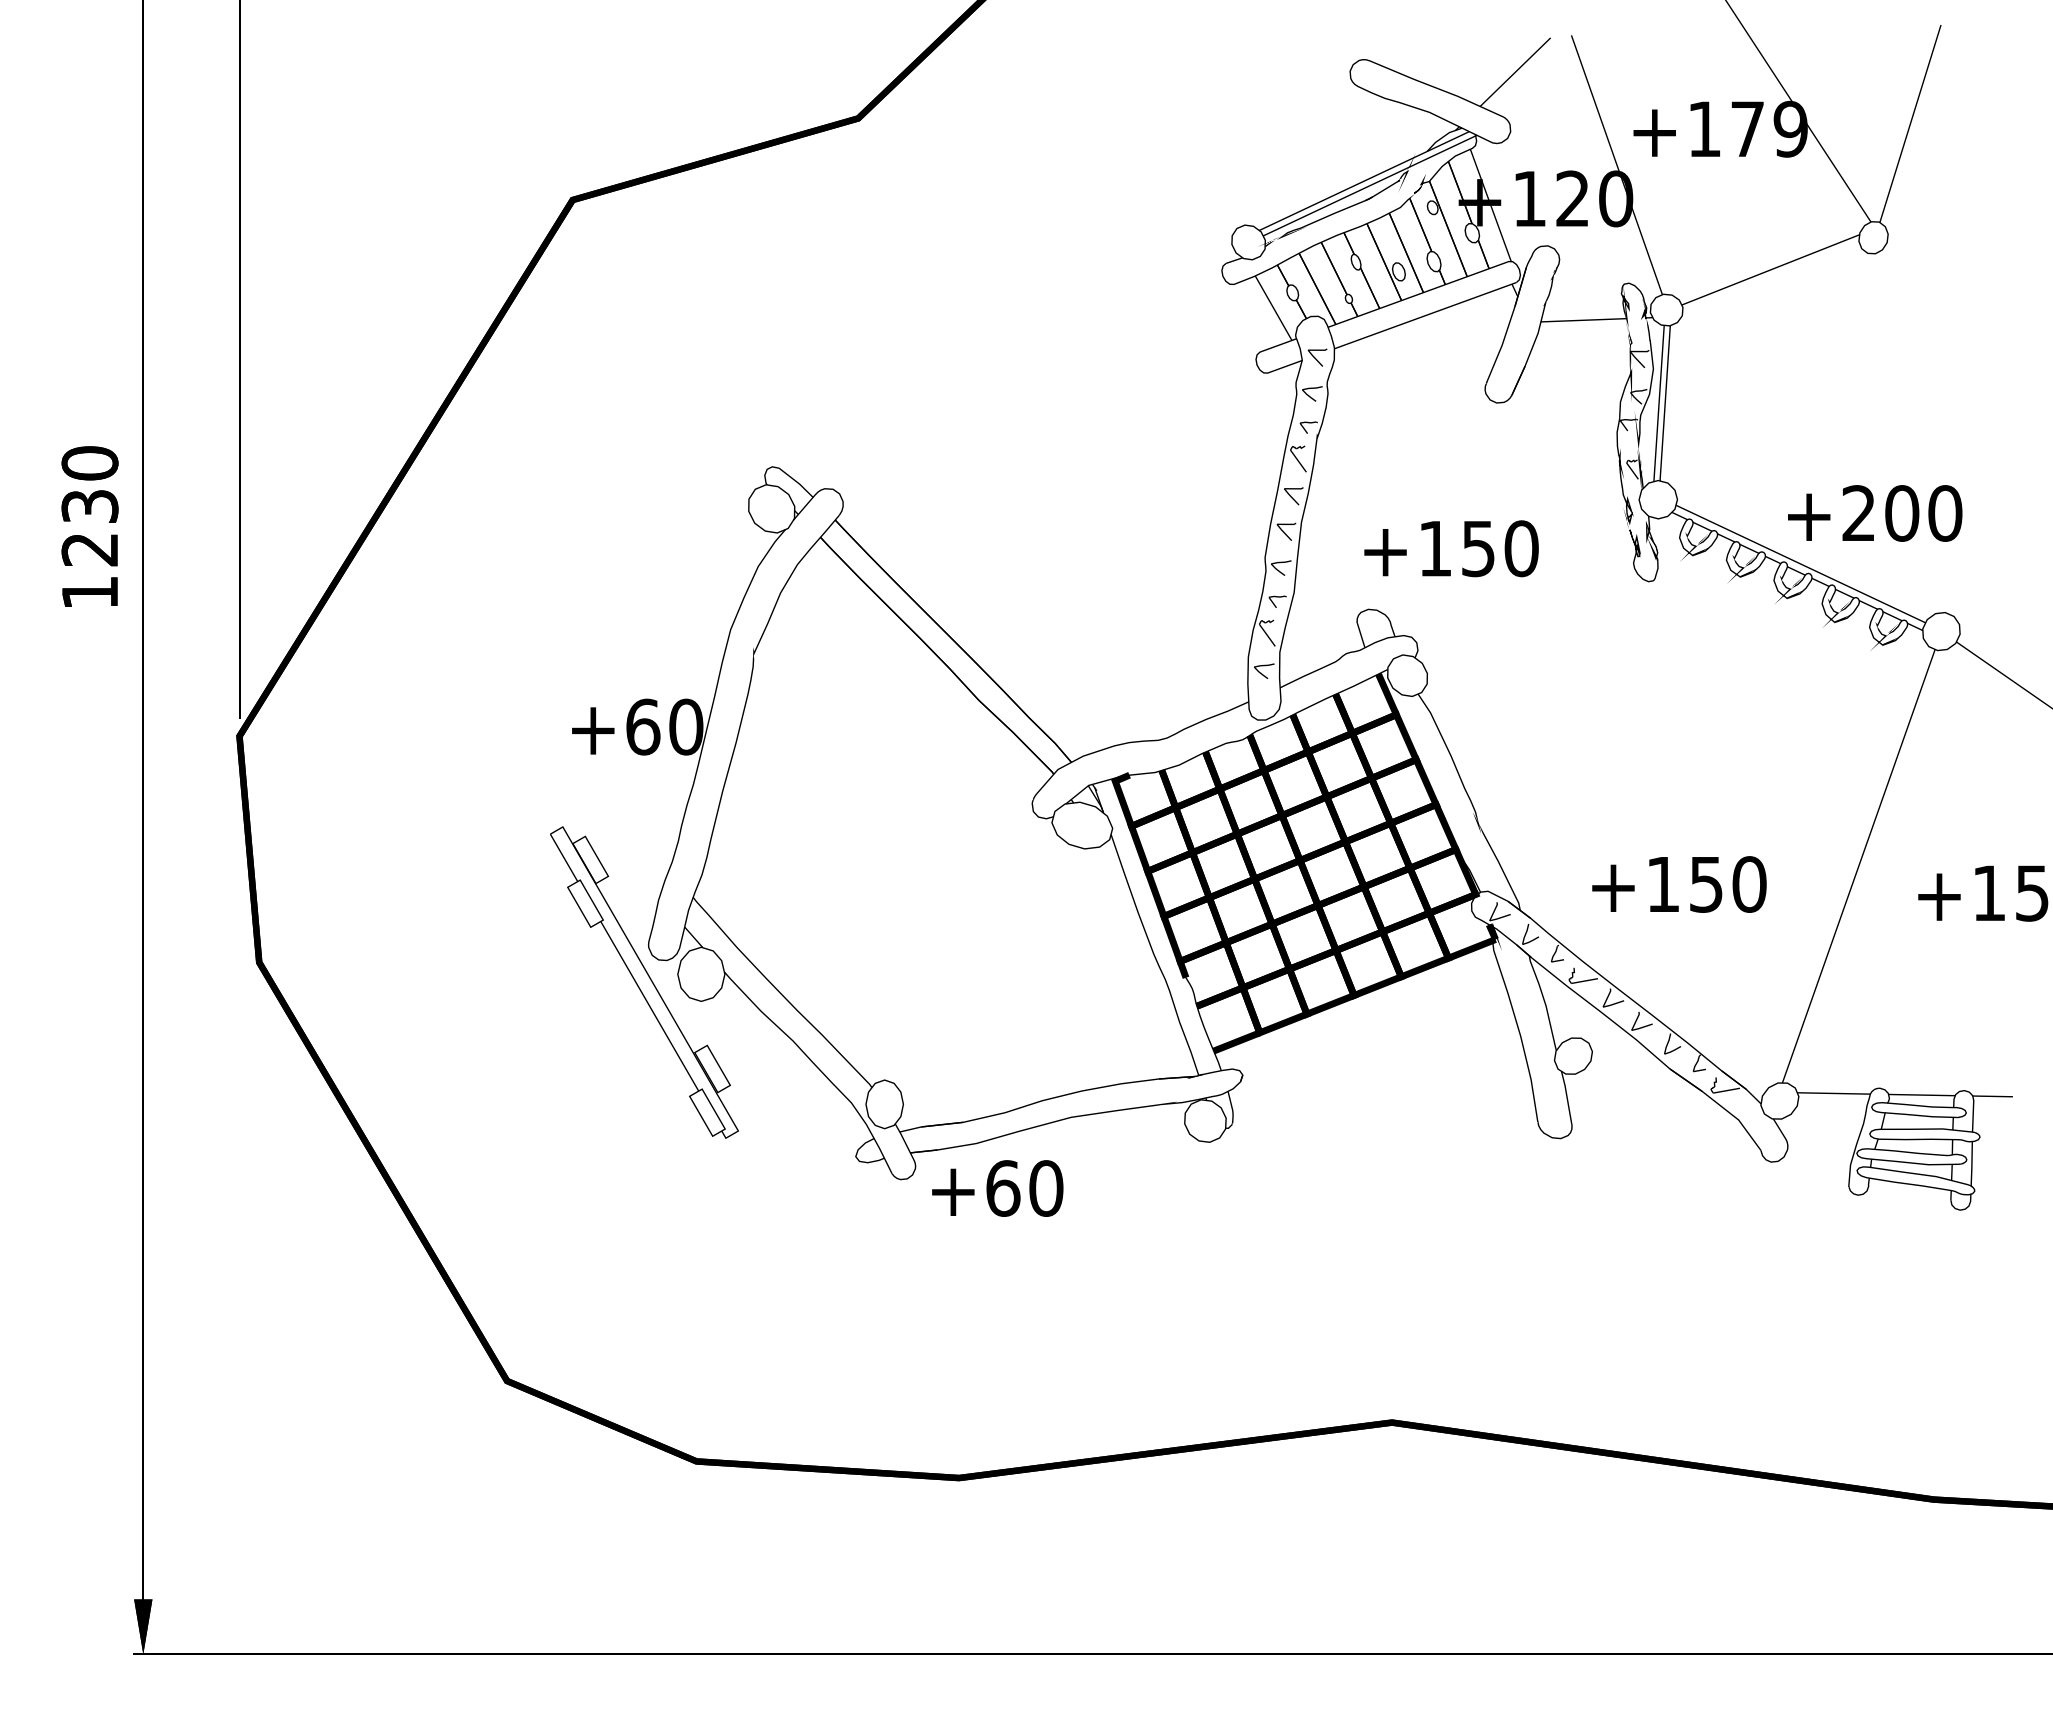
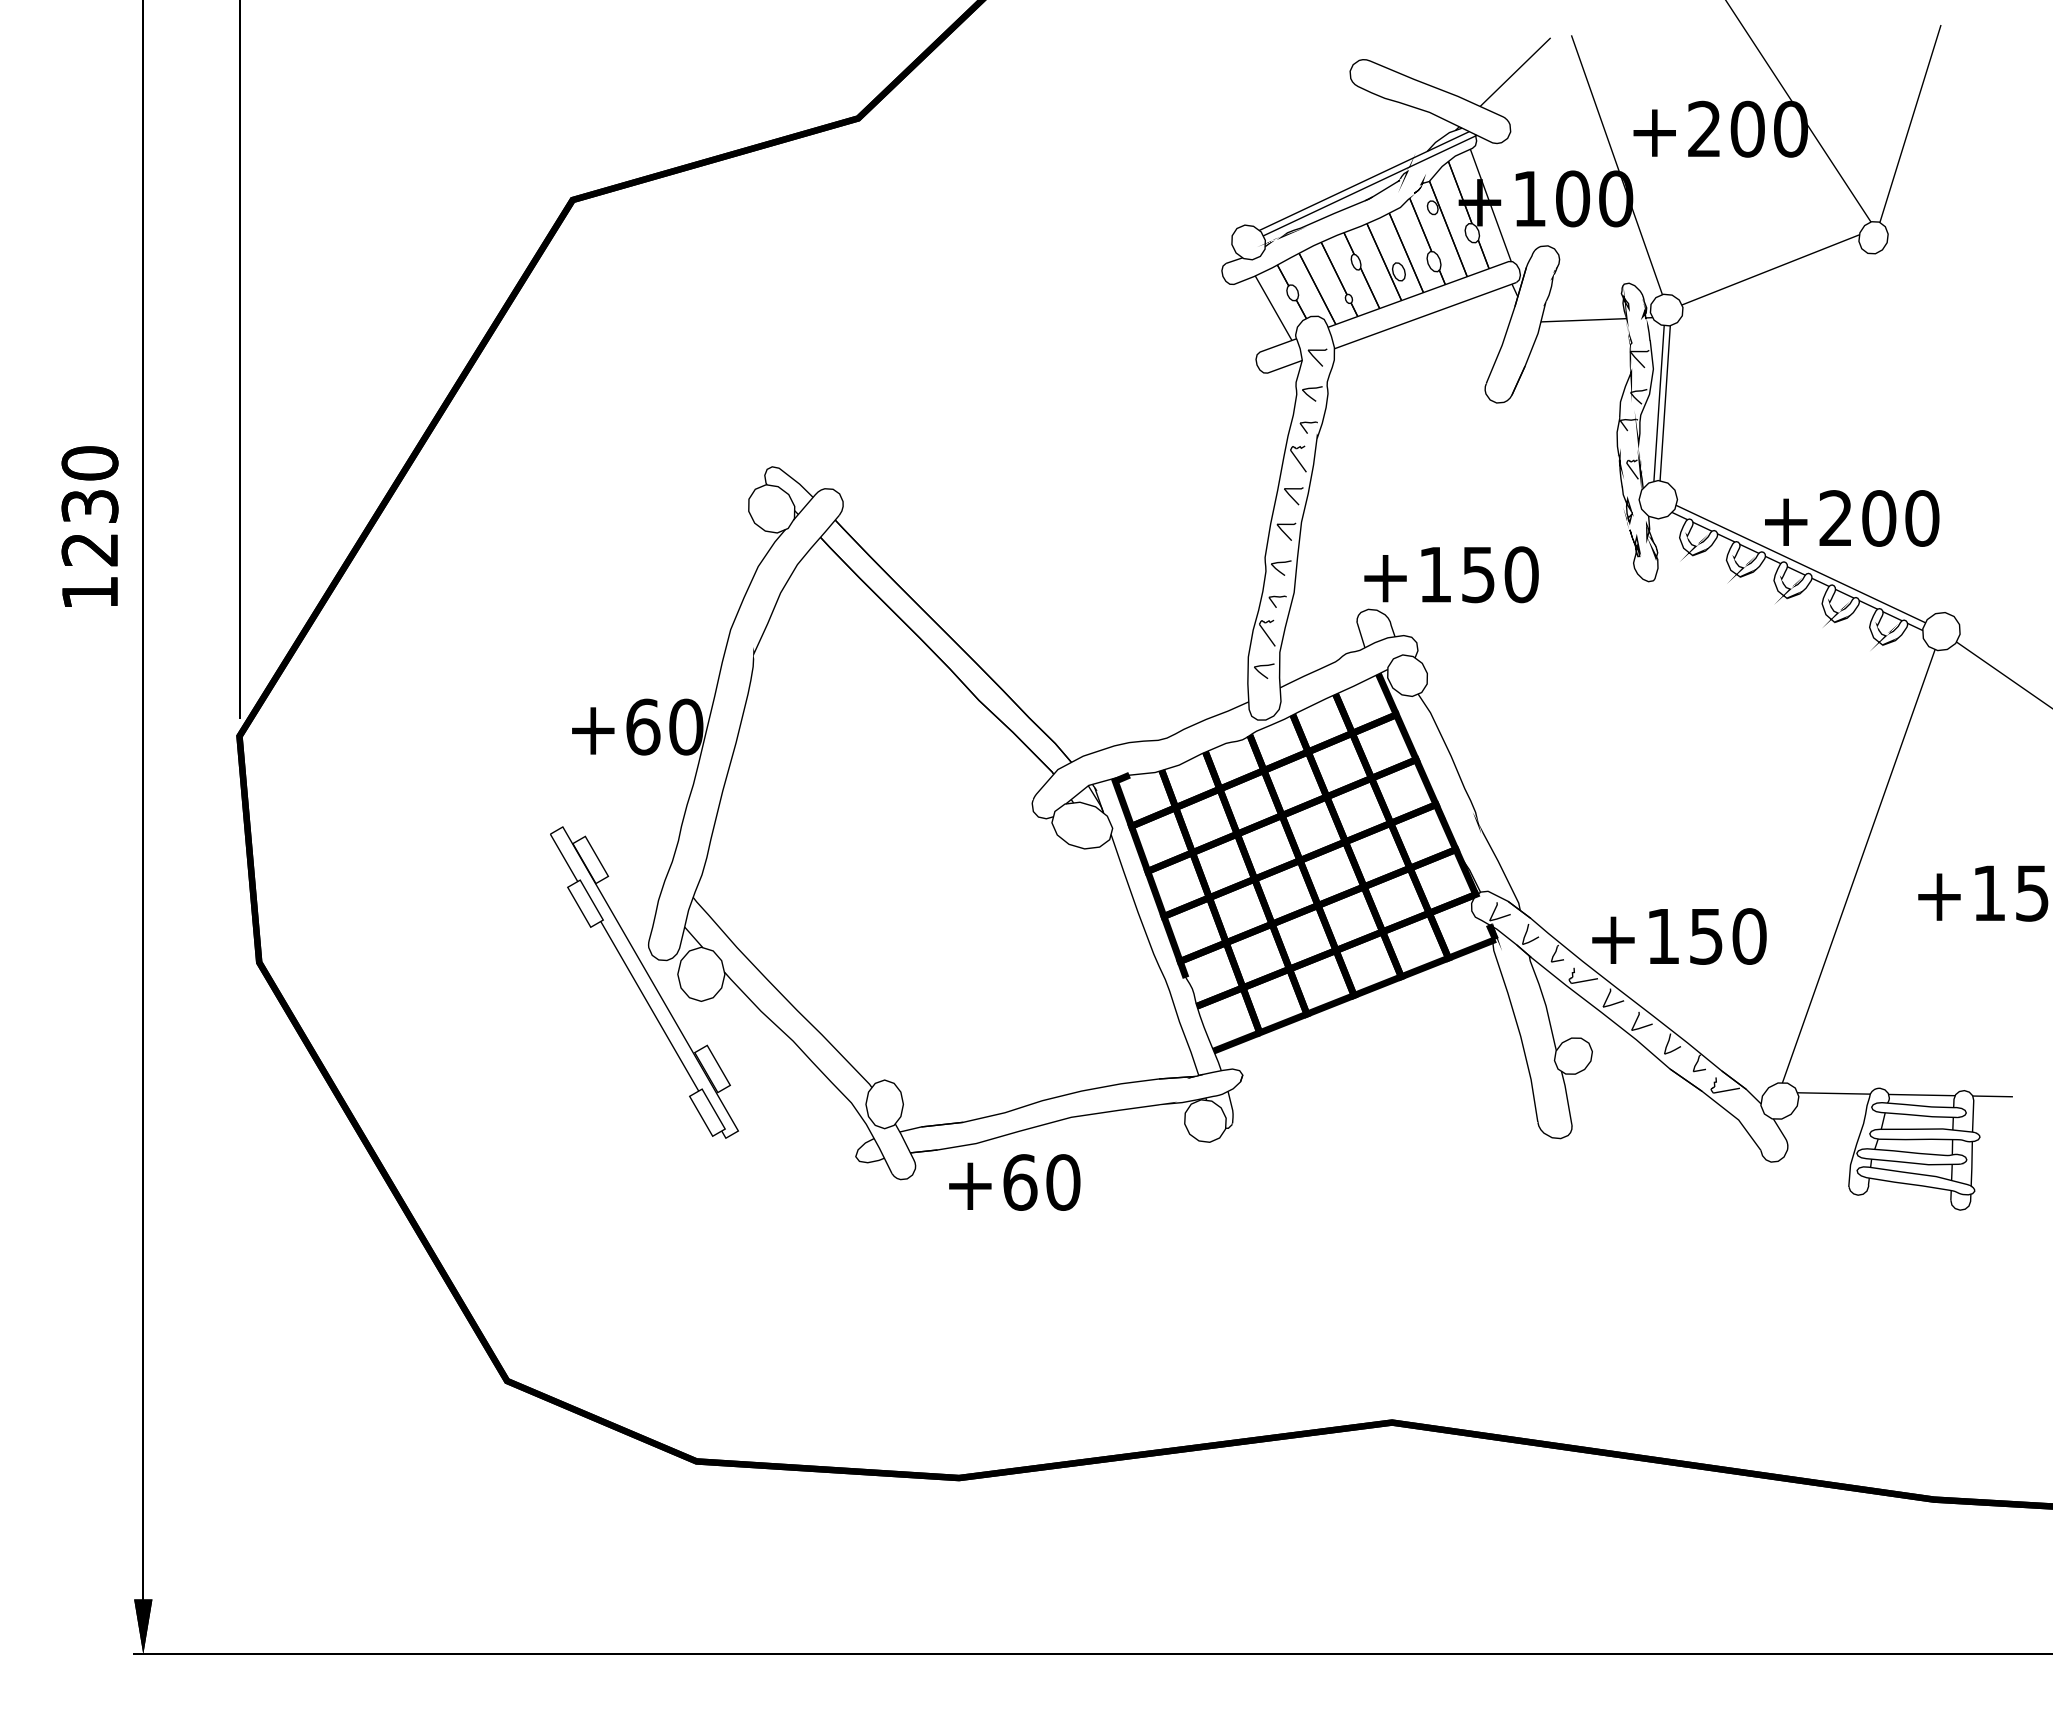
text: +179 -> +200 (1747, 128)
text: +120 -> +100 (1573, 198)
text position: (1875, 513) -> (1852, 518) (1852, 518)
text position: (1451, 548) -> (1451, 574) (1451, 574)
text position: (1679, 884) -> (1679, 936) (1679, 936)
text position: (997, 1188) -> (1014, 1182) (1014, 1182)
